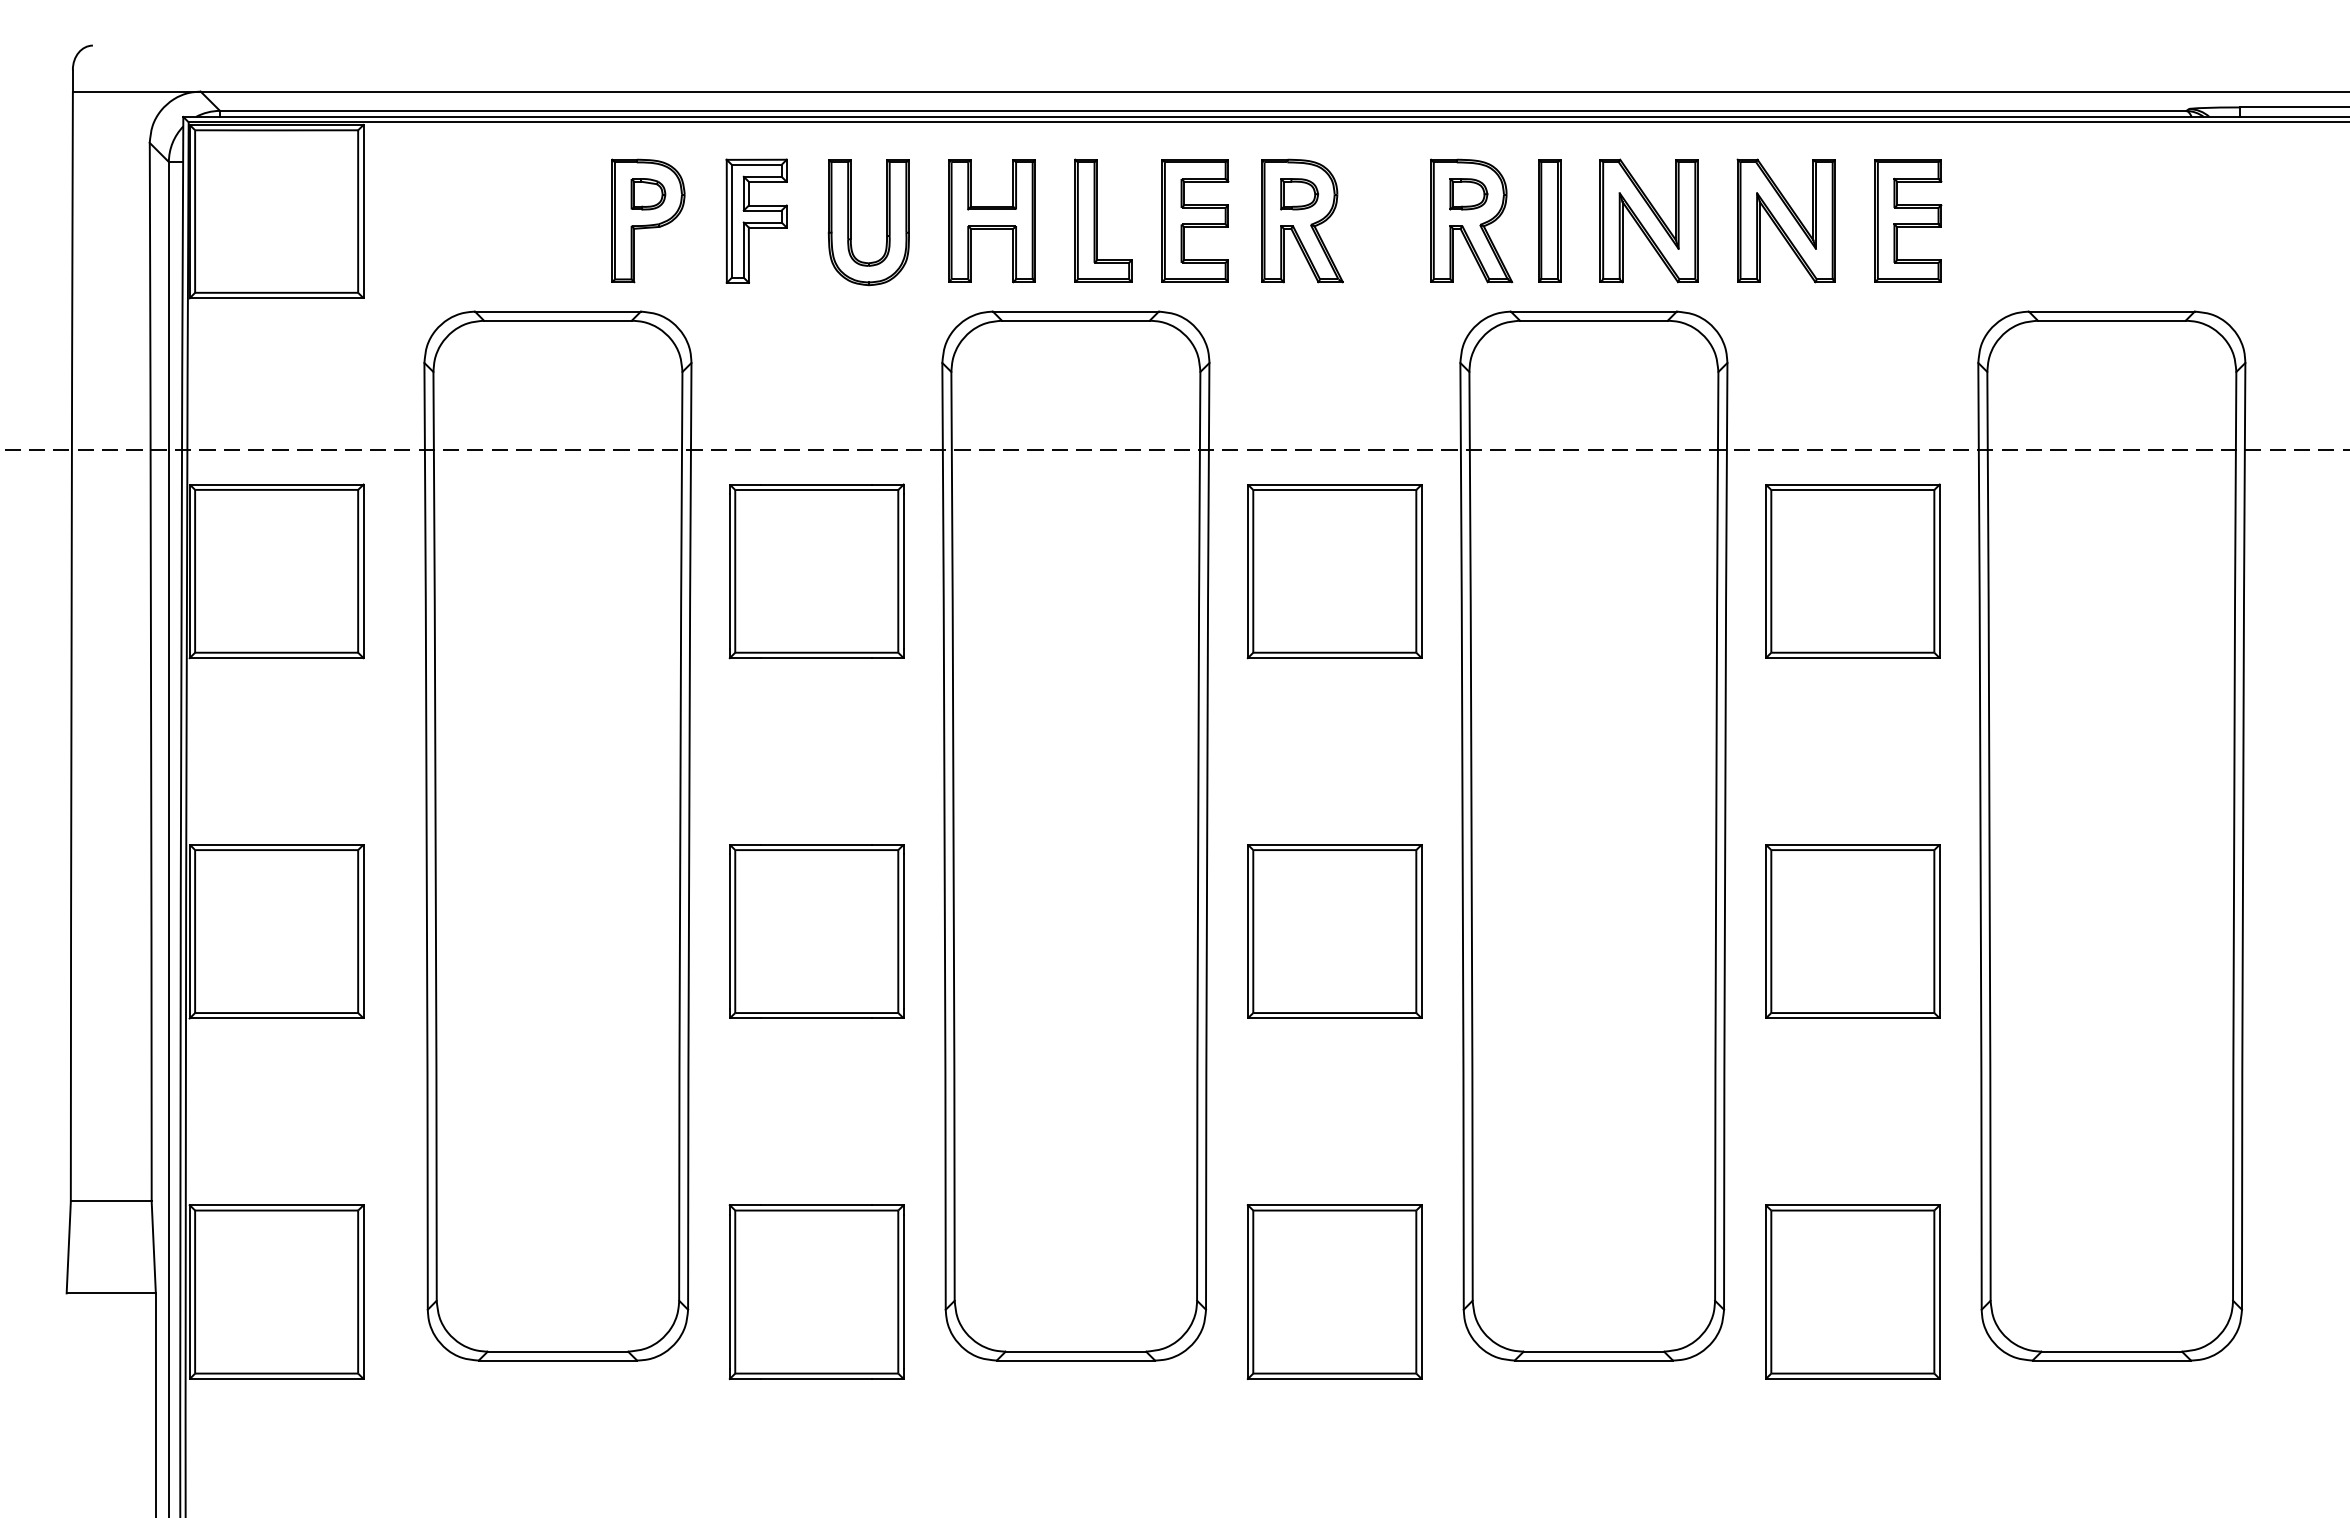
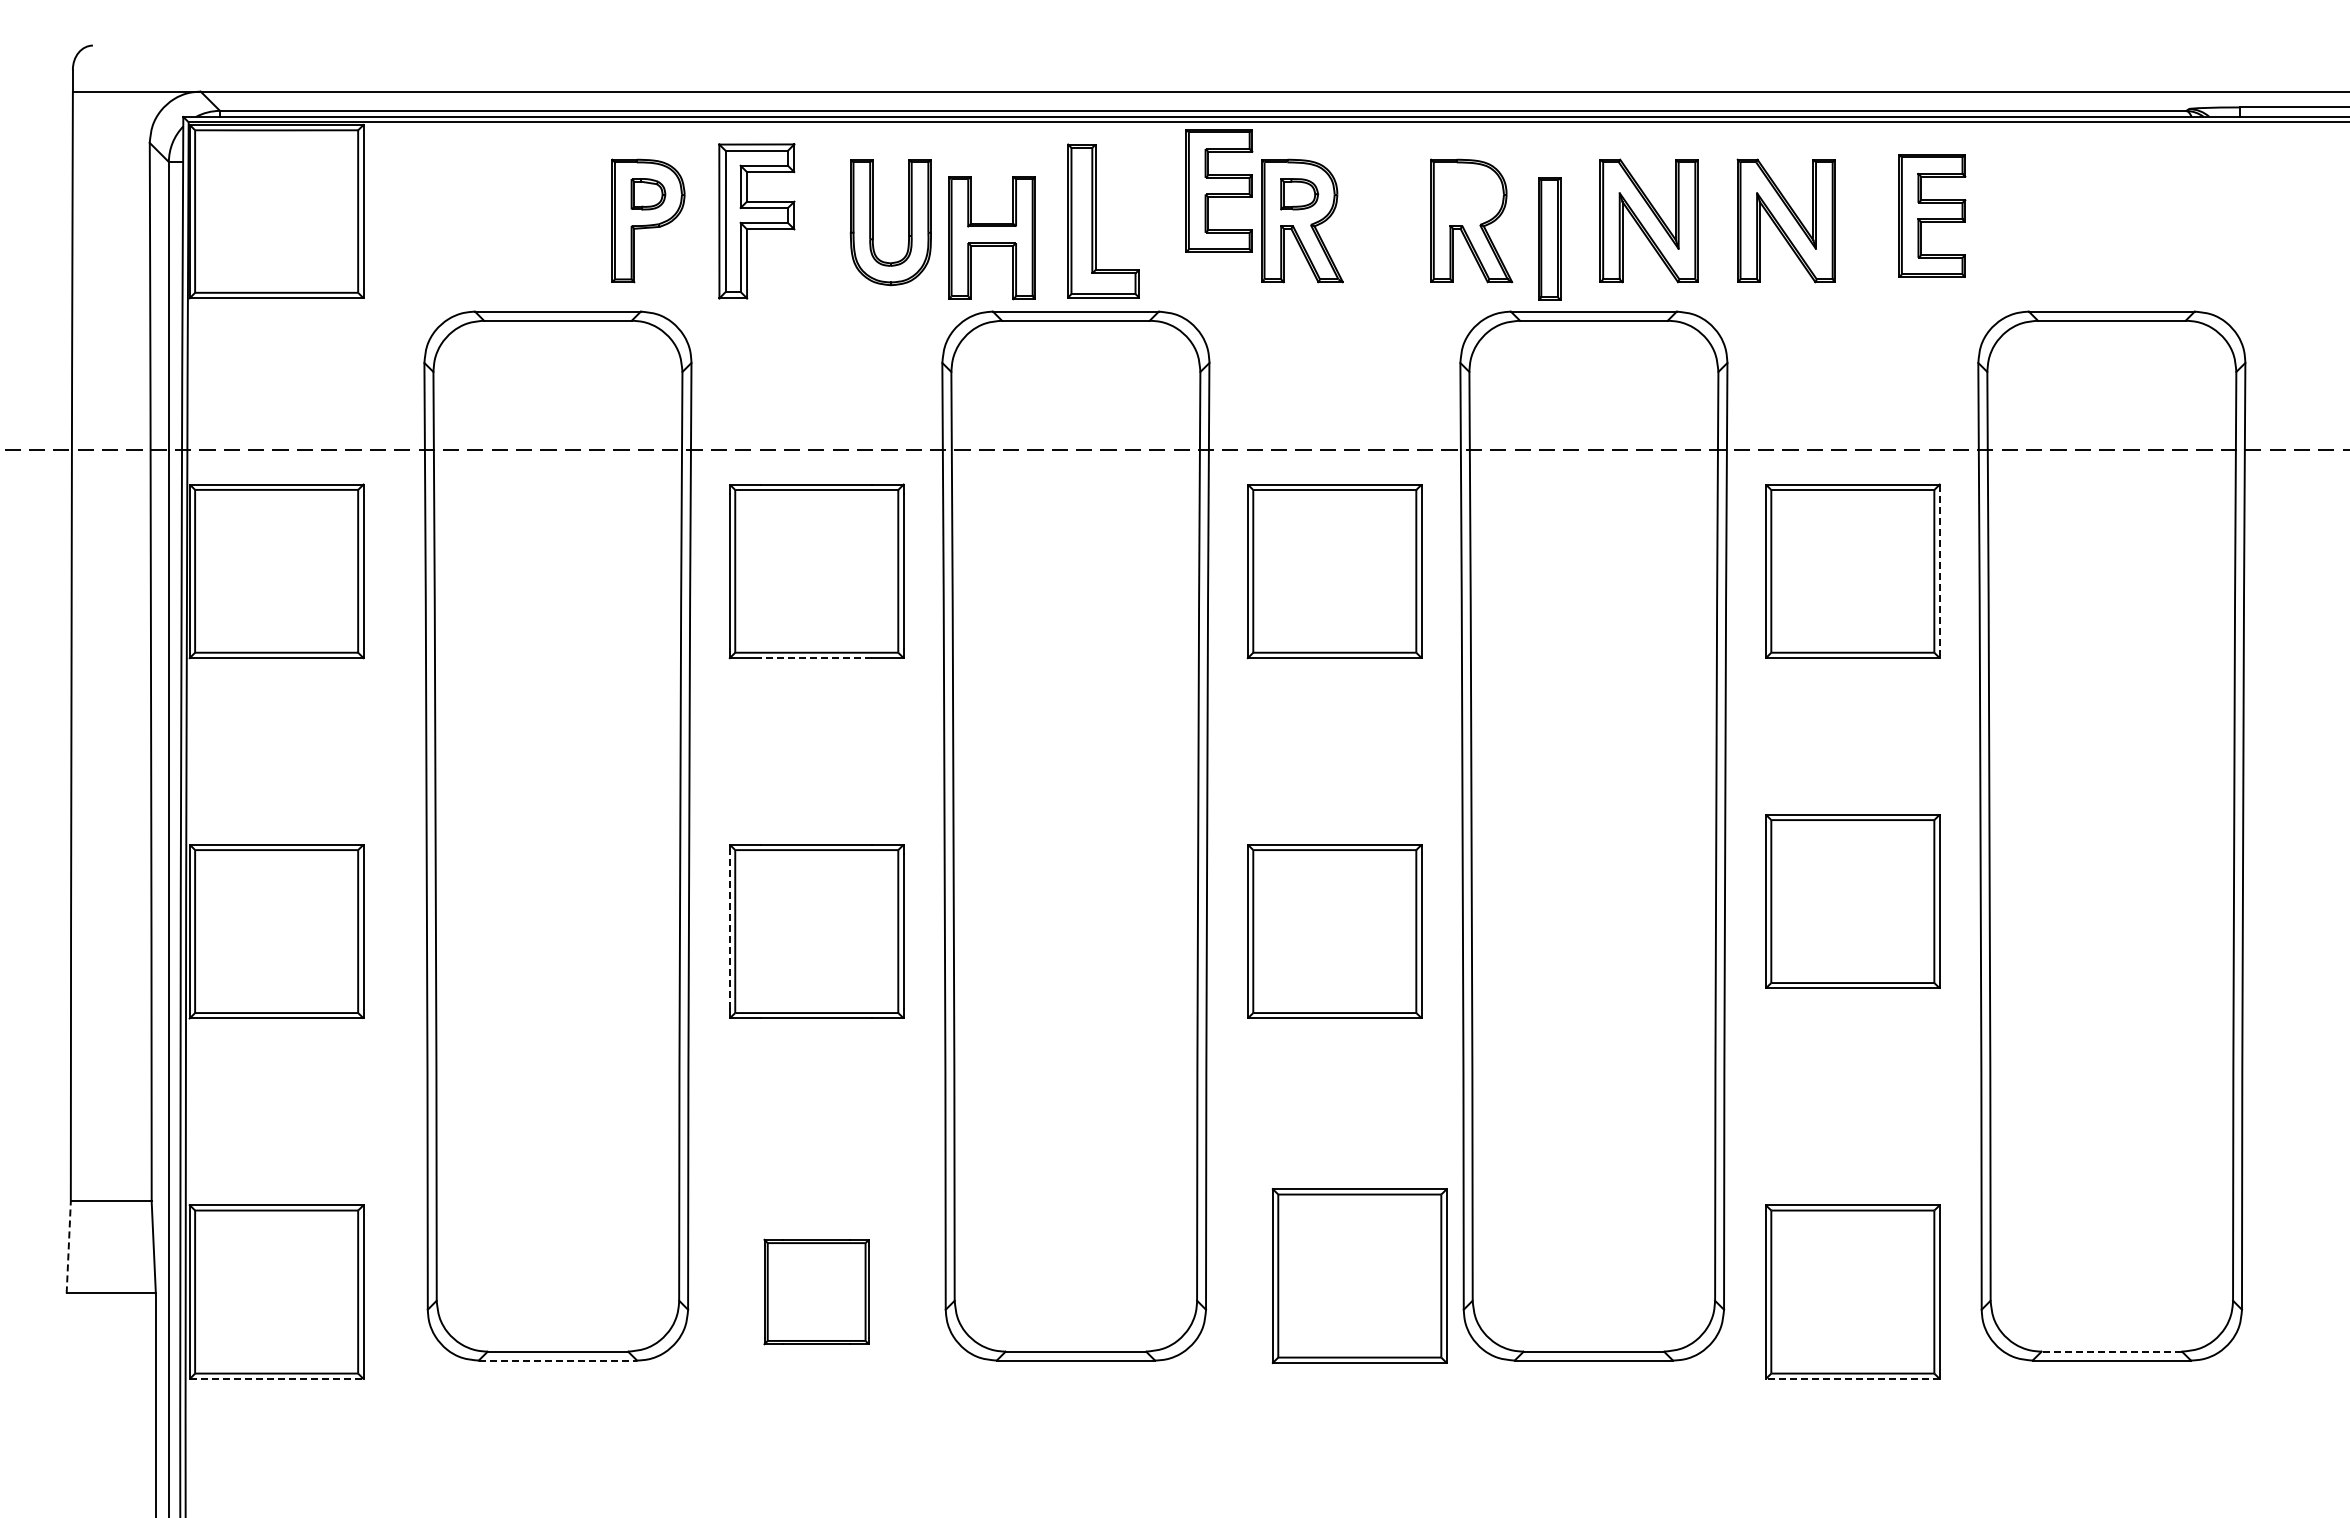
part: present -> none (1468, 194)
part size: 63x126 px -> 78x157 px (756, 221)
part size: 59x125 px -> 73x156 px (1103, 220)
part position: (1195, 220) -> (1219, 190) (1219, 190)
part position: (1549, 220) -> (1549, 238) (1549, 238)
part position: (1908, 220) -> (1932, 215) (1932, 215)
part position: (991, 221) -> (991, 238) (991, 238)
part position: (851, 222) -> (873, 222) (873, 222)
line: solid -> dashed (1939, 571)
line: solid -> dashed (816, 658)
line: solid -> dashed (729, 931)
part position: (1852, 931) -> (1852, 901) (1852, 901)
line: solid -> dashed (68, 1246)
part size: 177x176 px -> 107x108 px (816, 1291)
part position: (1334, 1291) -> (1359, 1275) (1359, 1275)
line: solid -> dashed (2111, 1351)
line: solid -> dashed (558, 1360)
line: solid -> dashed (276, 1378)
line: solid -> dashed (1852, 1378)
